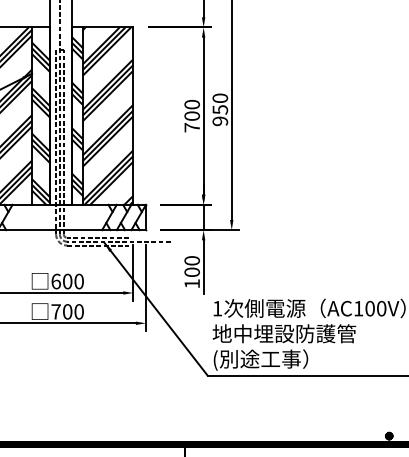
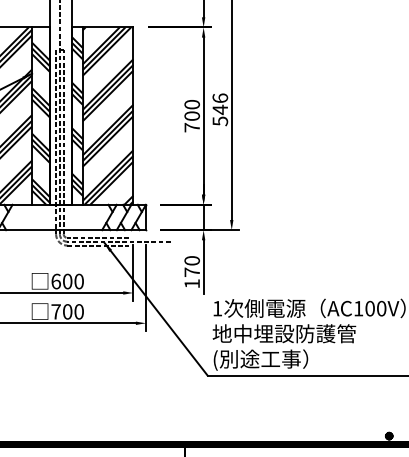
text: 950 -> 546 (220, 109)
text: 100 -> 170 (191, 271)
